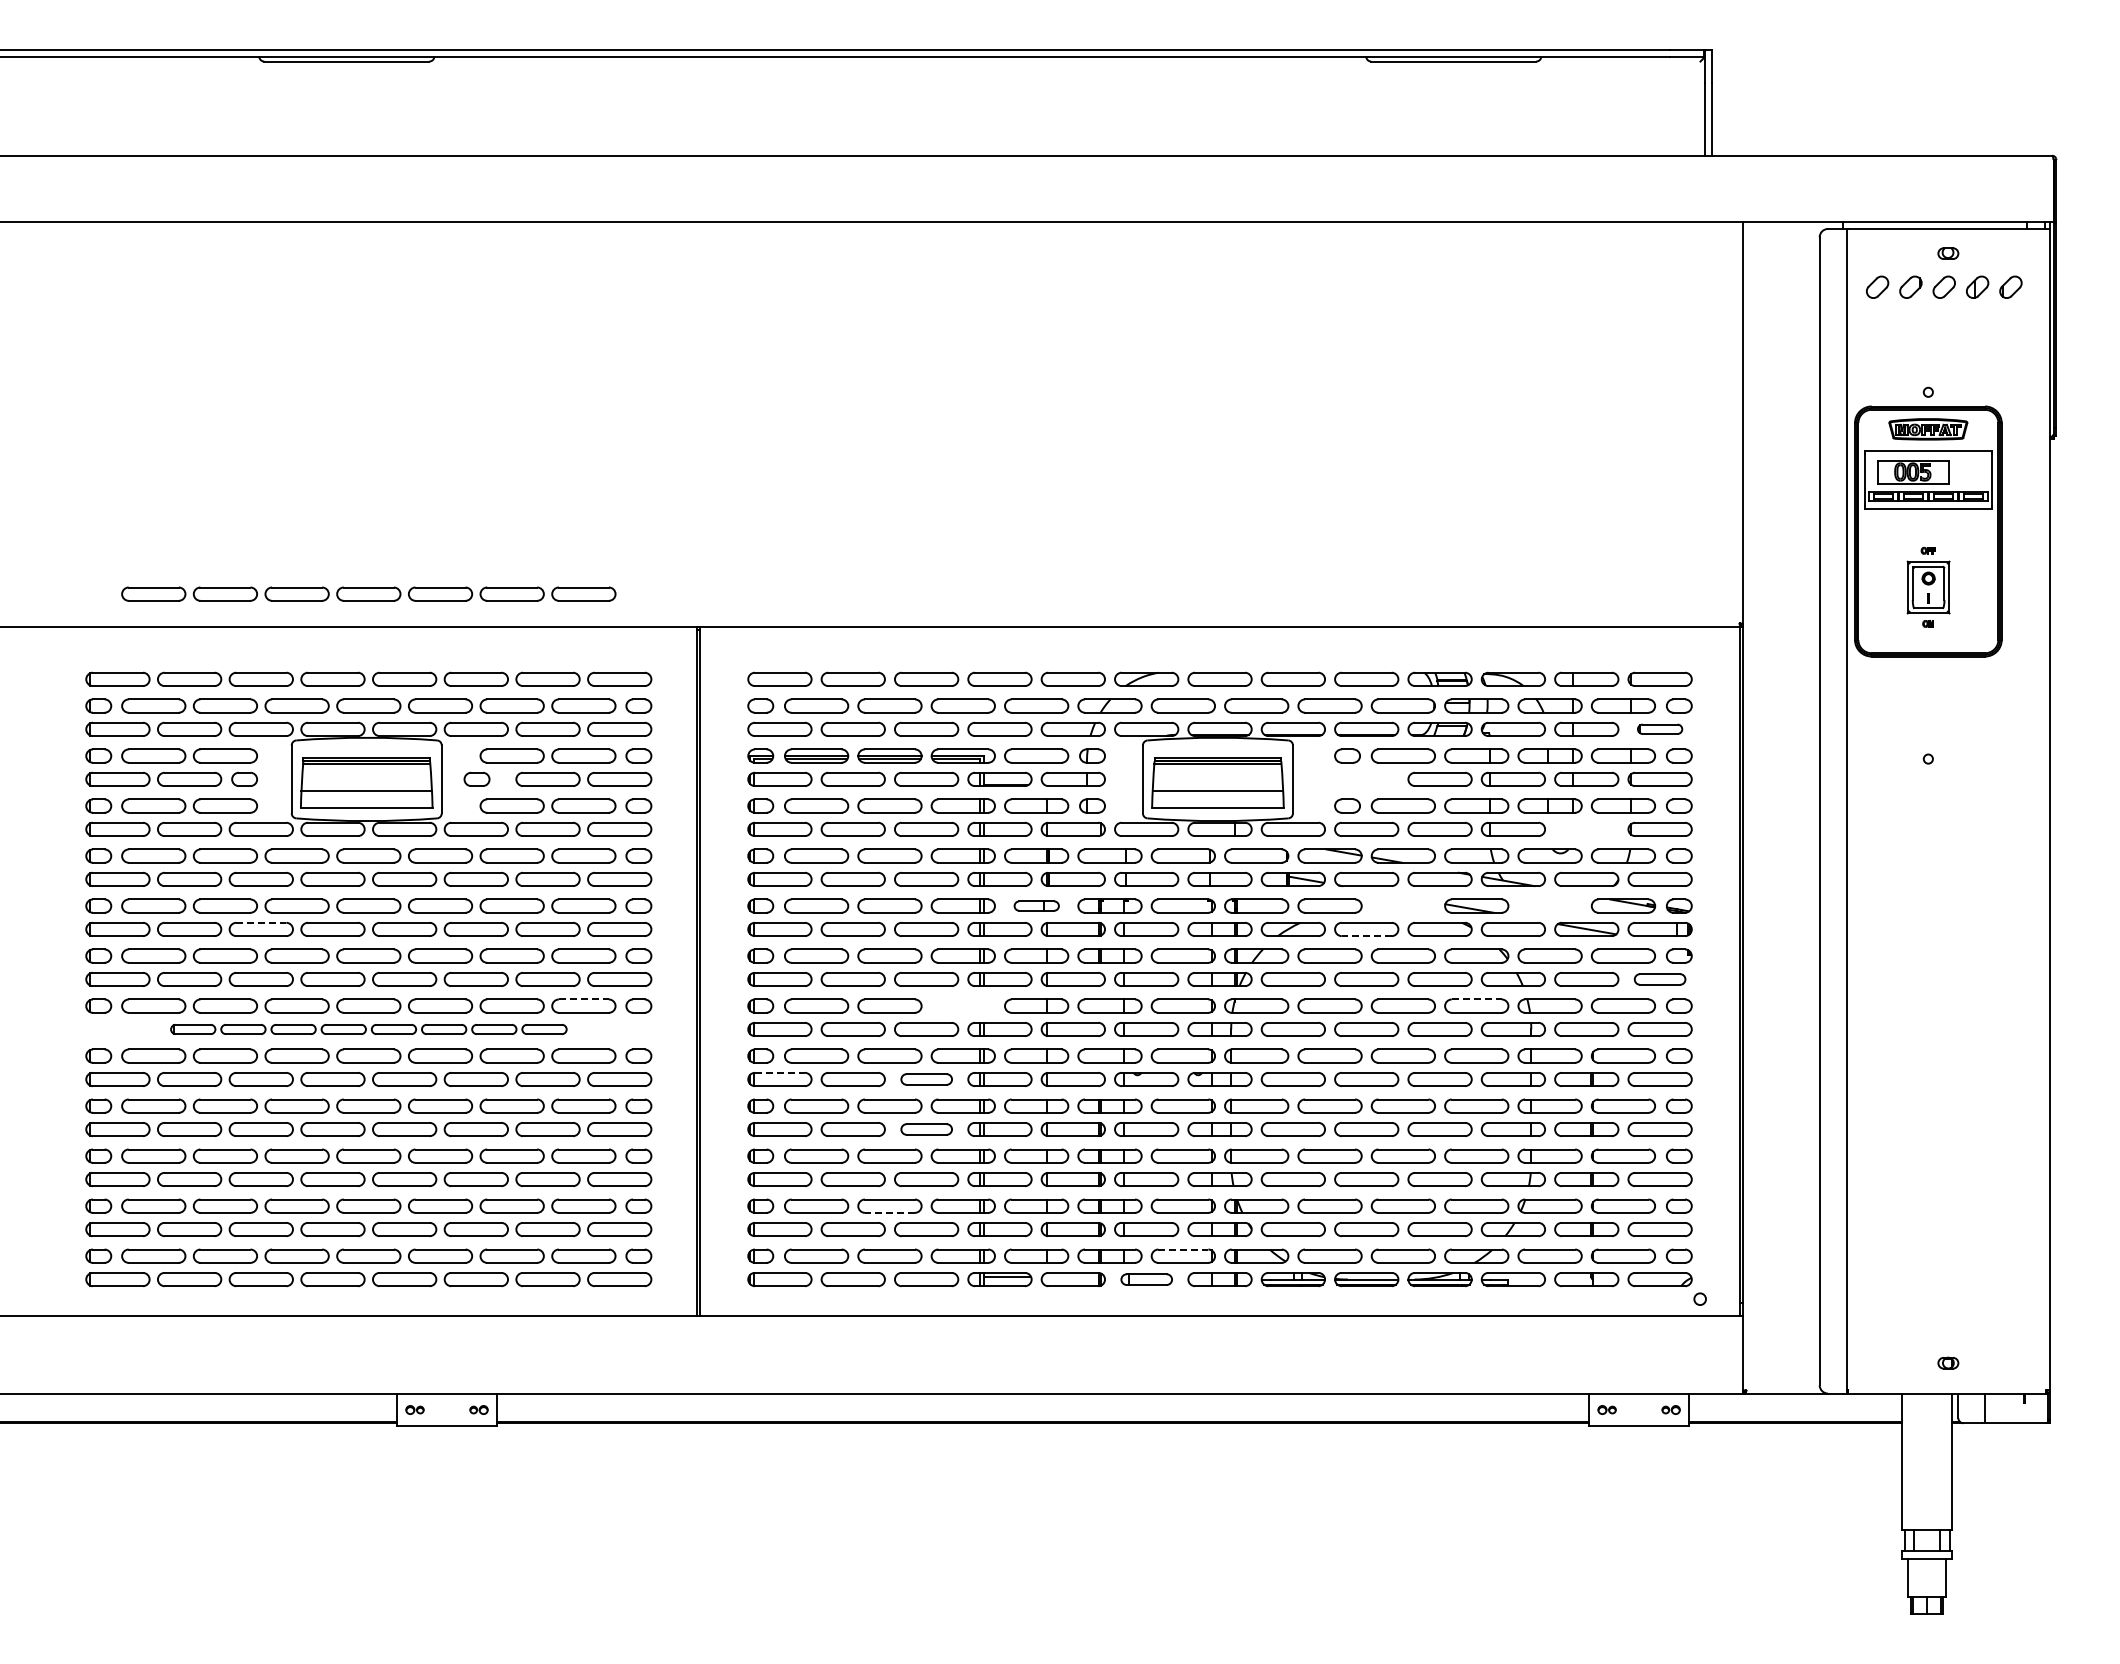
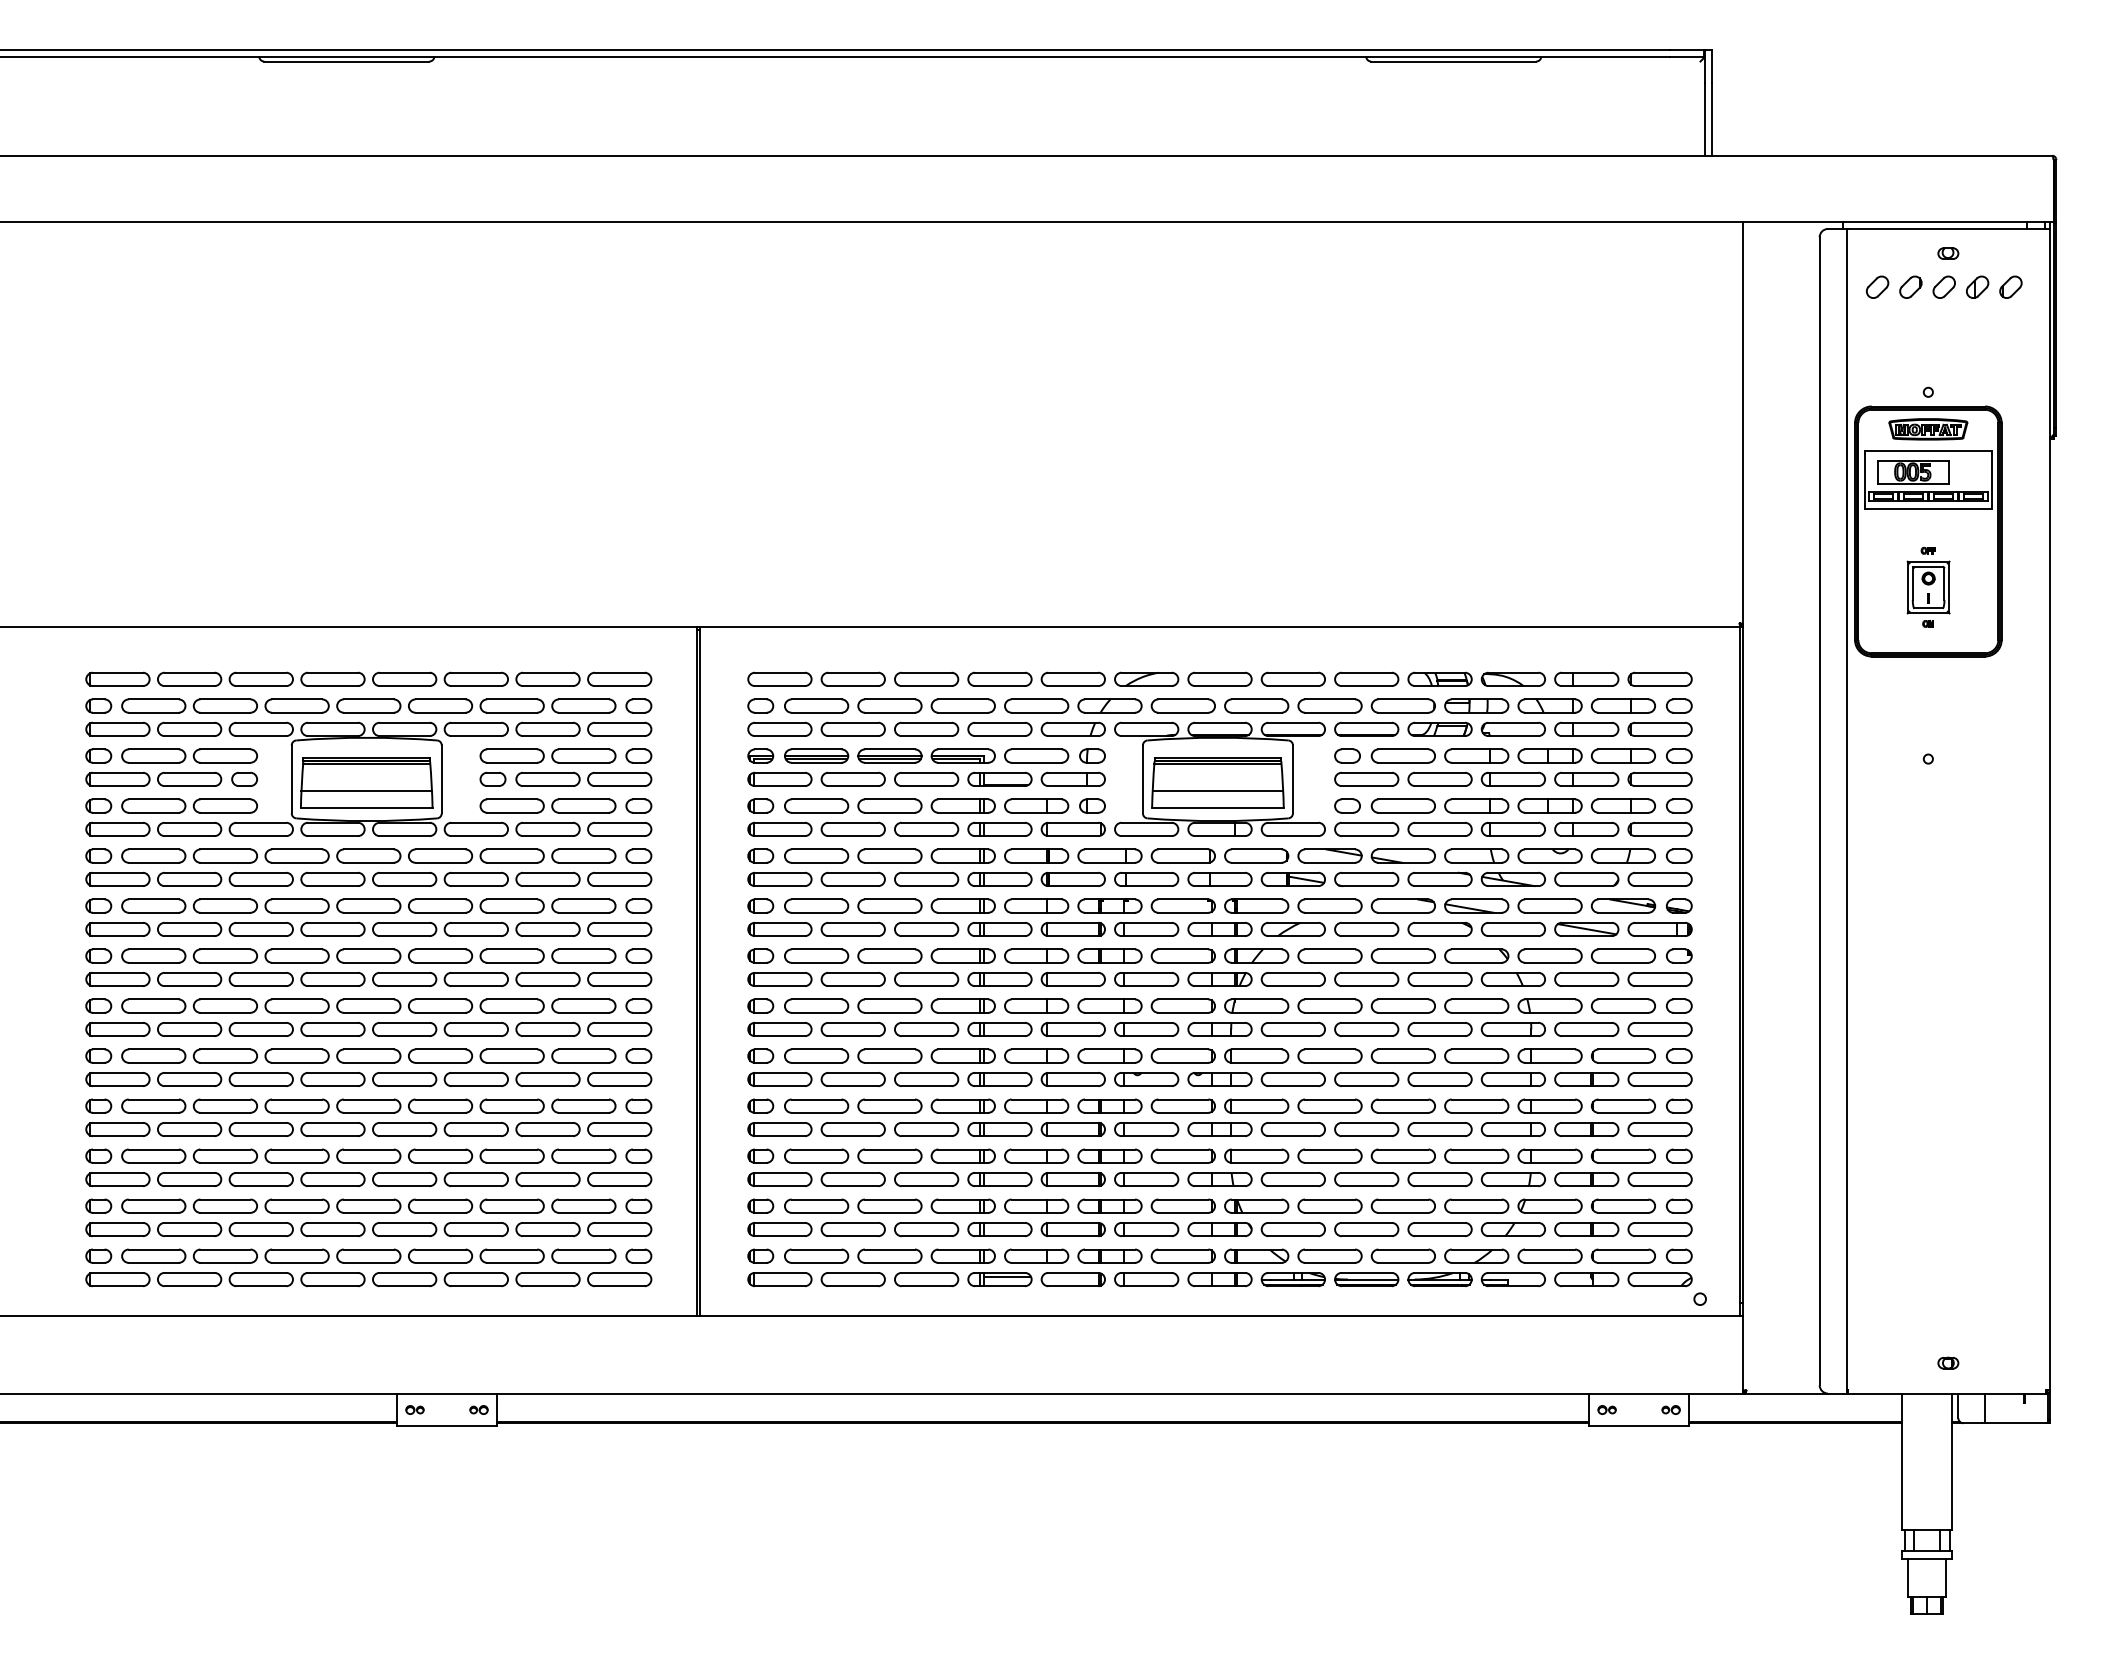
part: present -> none (368, 593)
part size: 47x12 px -> 66x16 px (1659, 728)
part position: (476, 778) -> (492, 778) (492, 778)
part: none -> present (1366, 778)
part: none -> present (1586, 828)
part size: 47x12 px -> 66x16 px (1036, 905)
part: none -> present (1402, 905)
part: none -> present (1549, 905)
line: dashed -> solid (261, 922)
line: dashed -> solid (1366, 936)
part size: 54x13 px -> 66x15 px (1659, 979)
line: dashed -> solid (584, 999)
line: dashed -> solid (1477, 999)
part: none -> present (962, 1005)
part size: 398x11 px -> 568x15 px (368, 1029)
line: dashed -> solid (780, 1072)
part size: 53x13 px -> 66x15 px (926, 1079)
part size: 53x13 px -> 66x15 px (926, 1129)
line: dashed -> solid (889, 1212)
line: dashed -> solid (1183, 1249)
part size: 53x13 px -> 66x16 px (1146, 1279)
